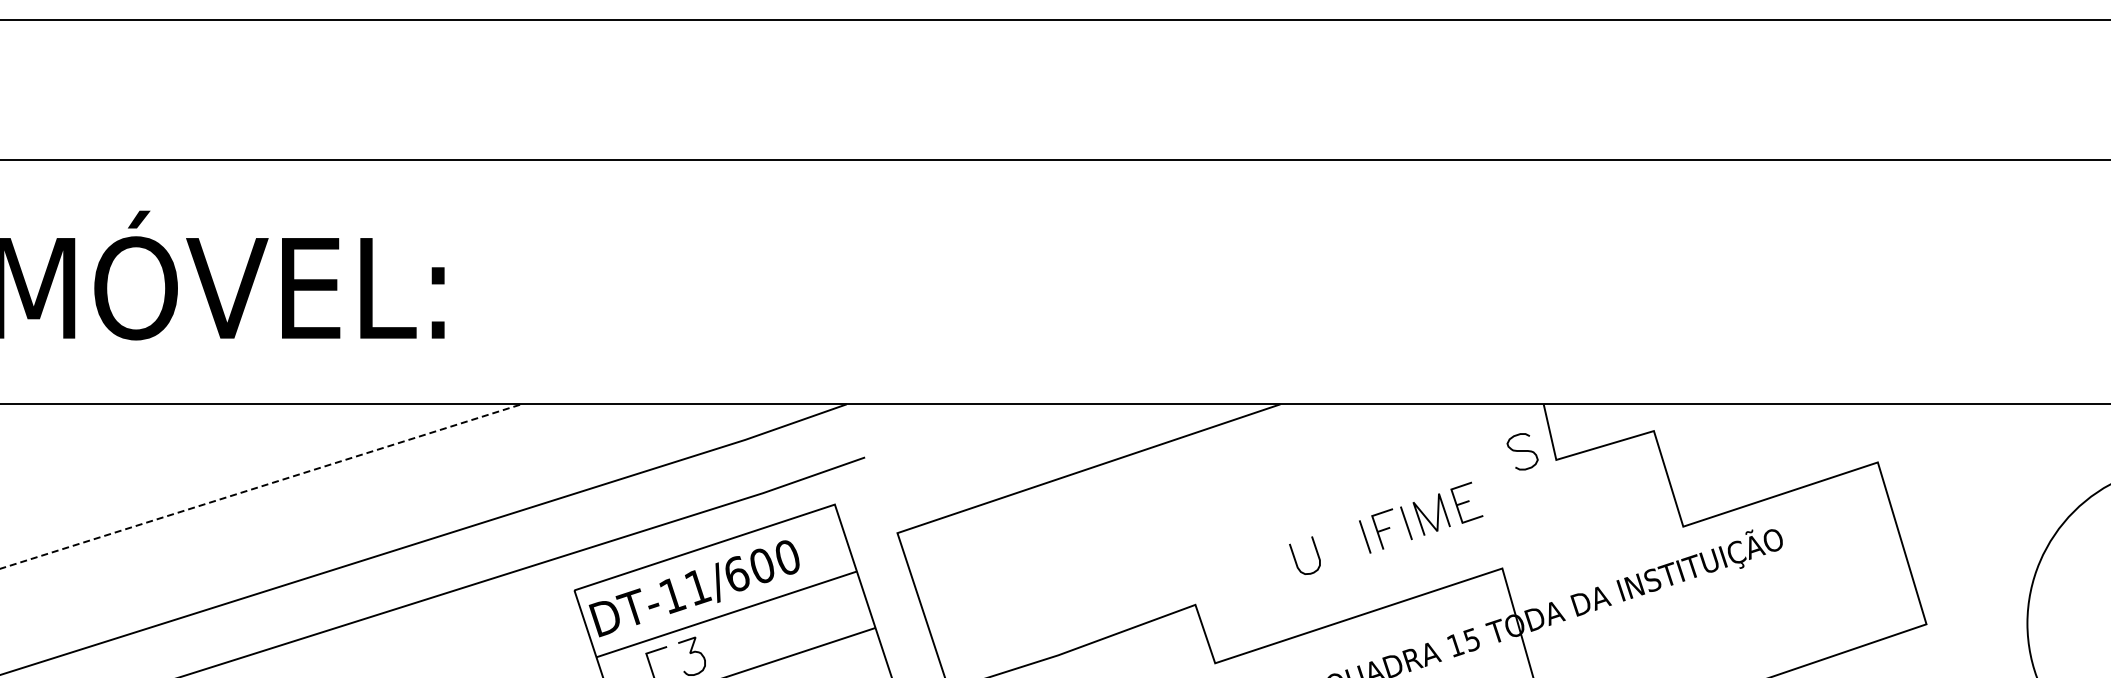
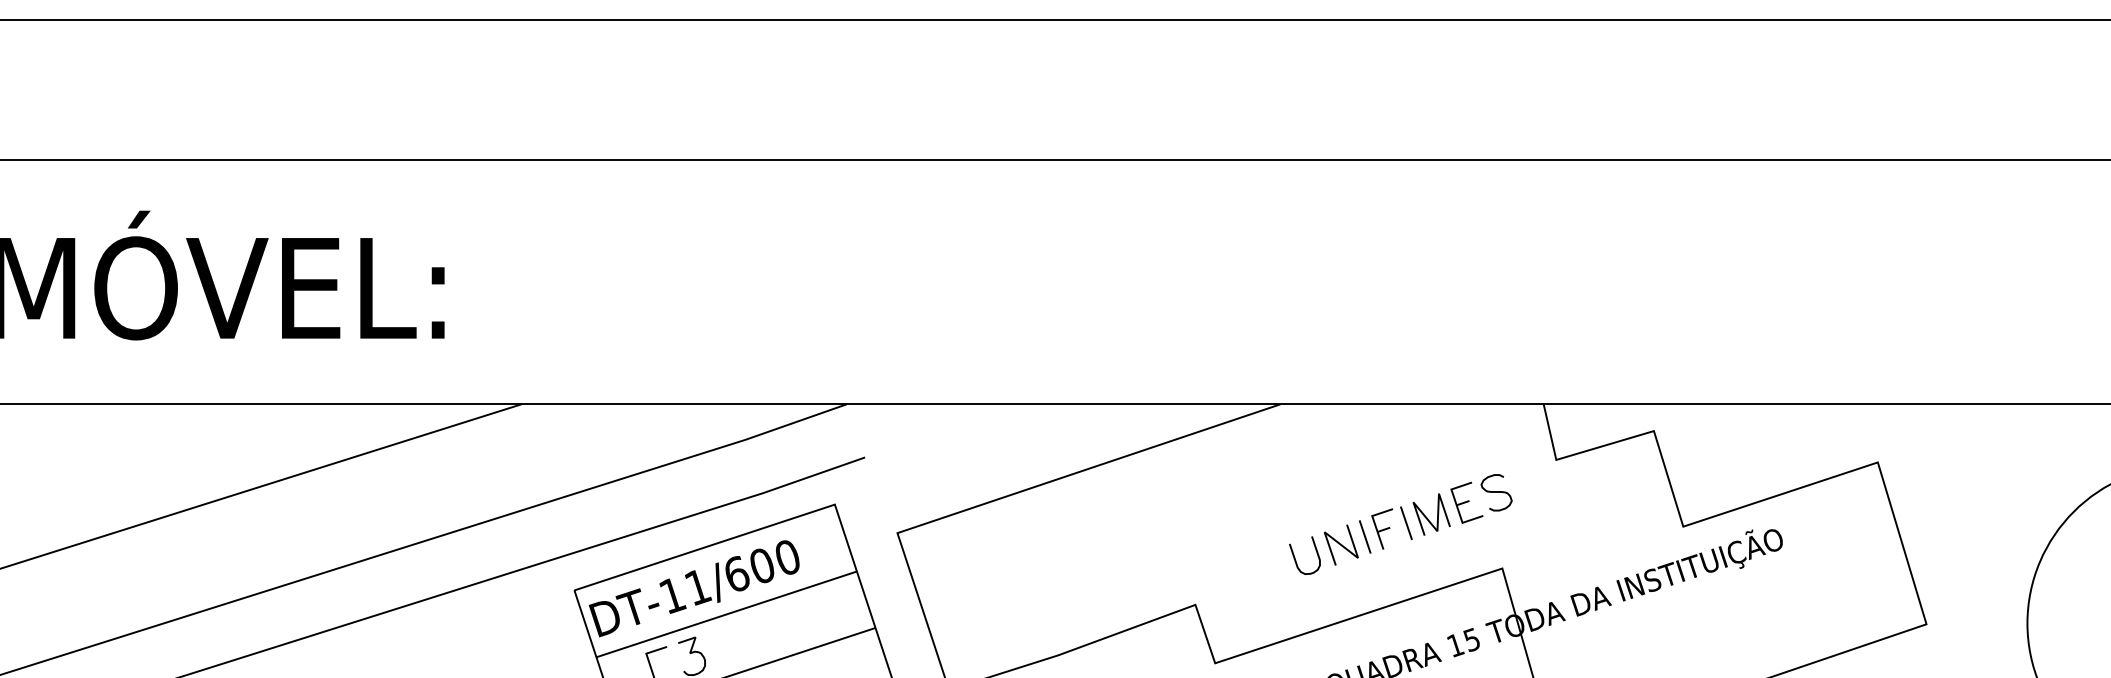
curve position: (1522, 451) -> (1496, 492) (1496, 492)
line: dashed -> solid (261, 486)
line: none -> present (1340, 544)
